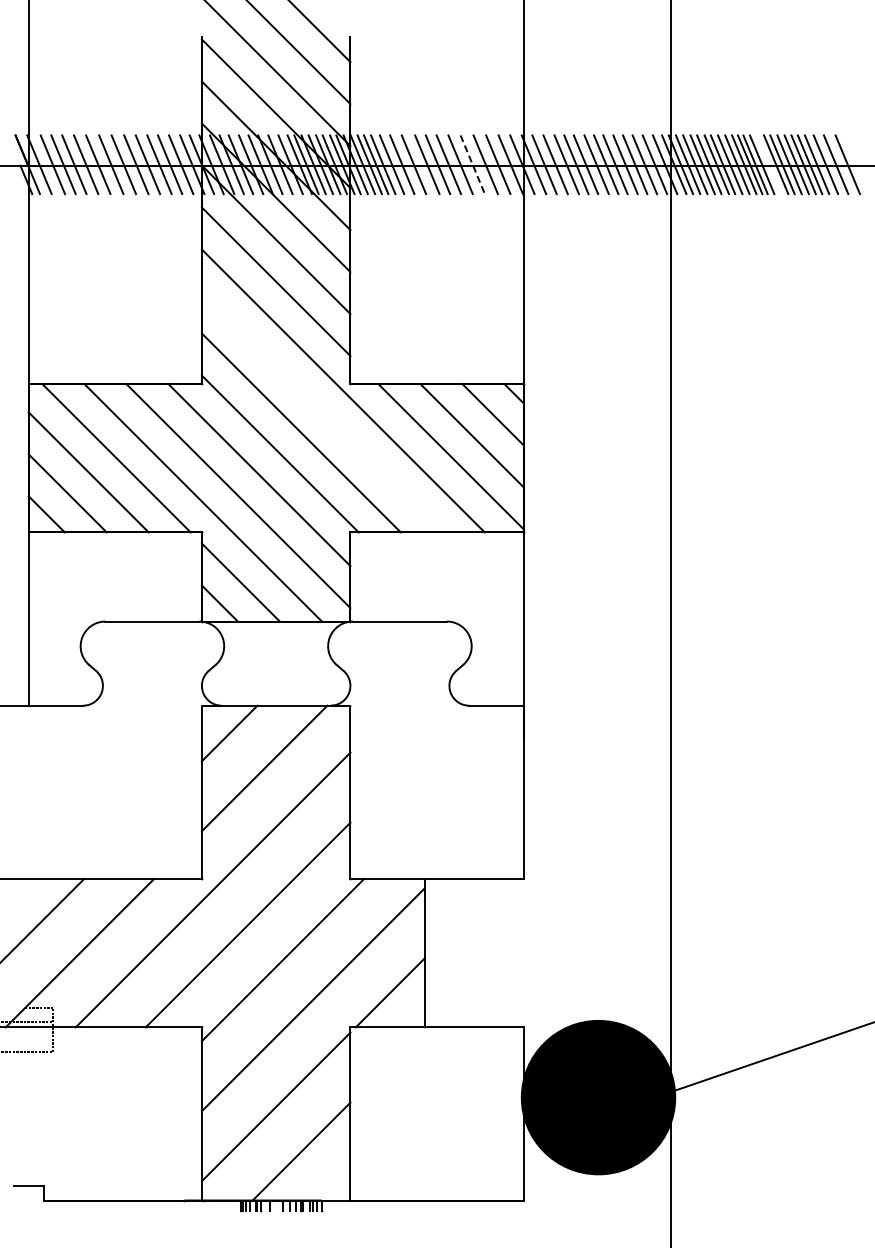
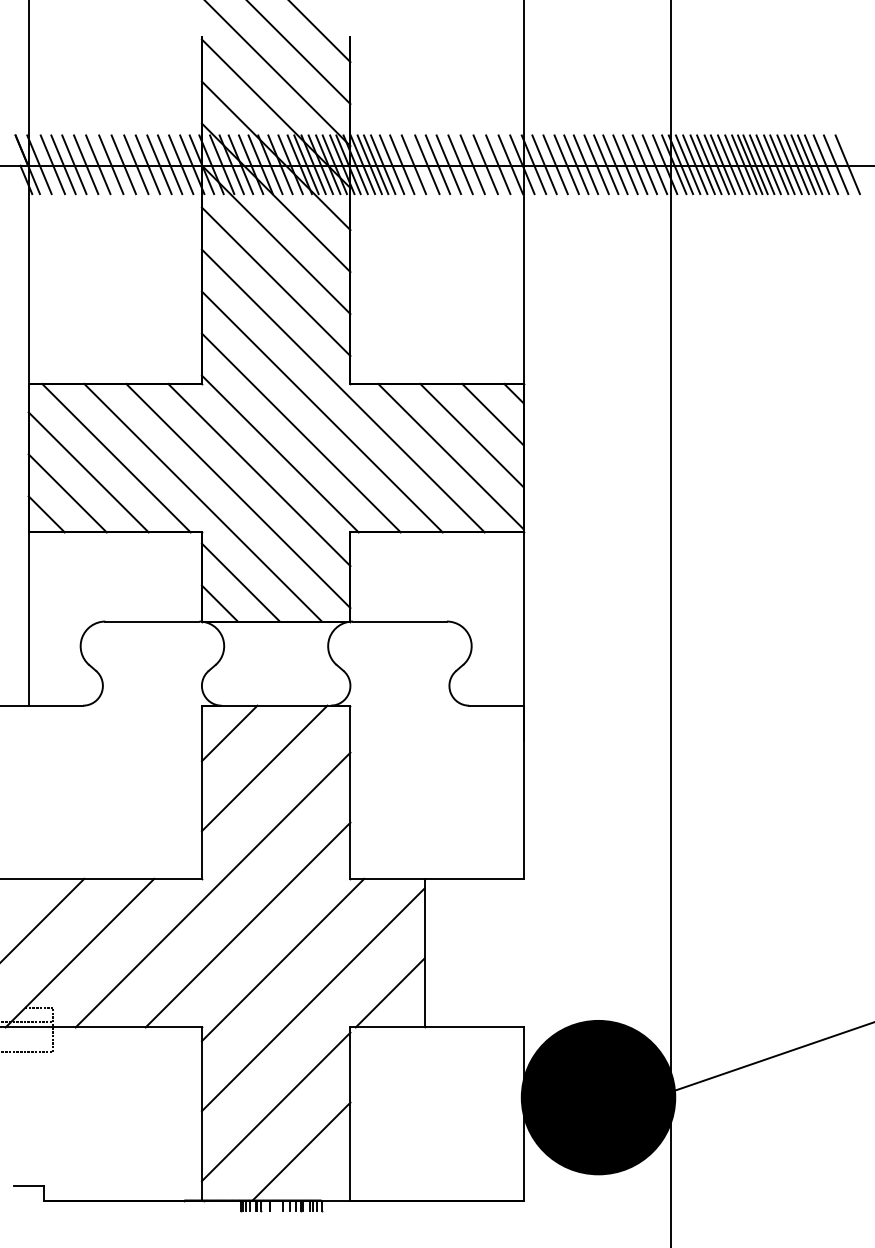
line: dashed -> solid (472, 164)
line: none -> present (768, 164)
line: none -> present (321, 411)
